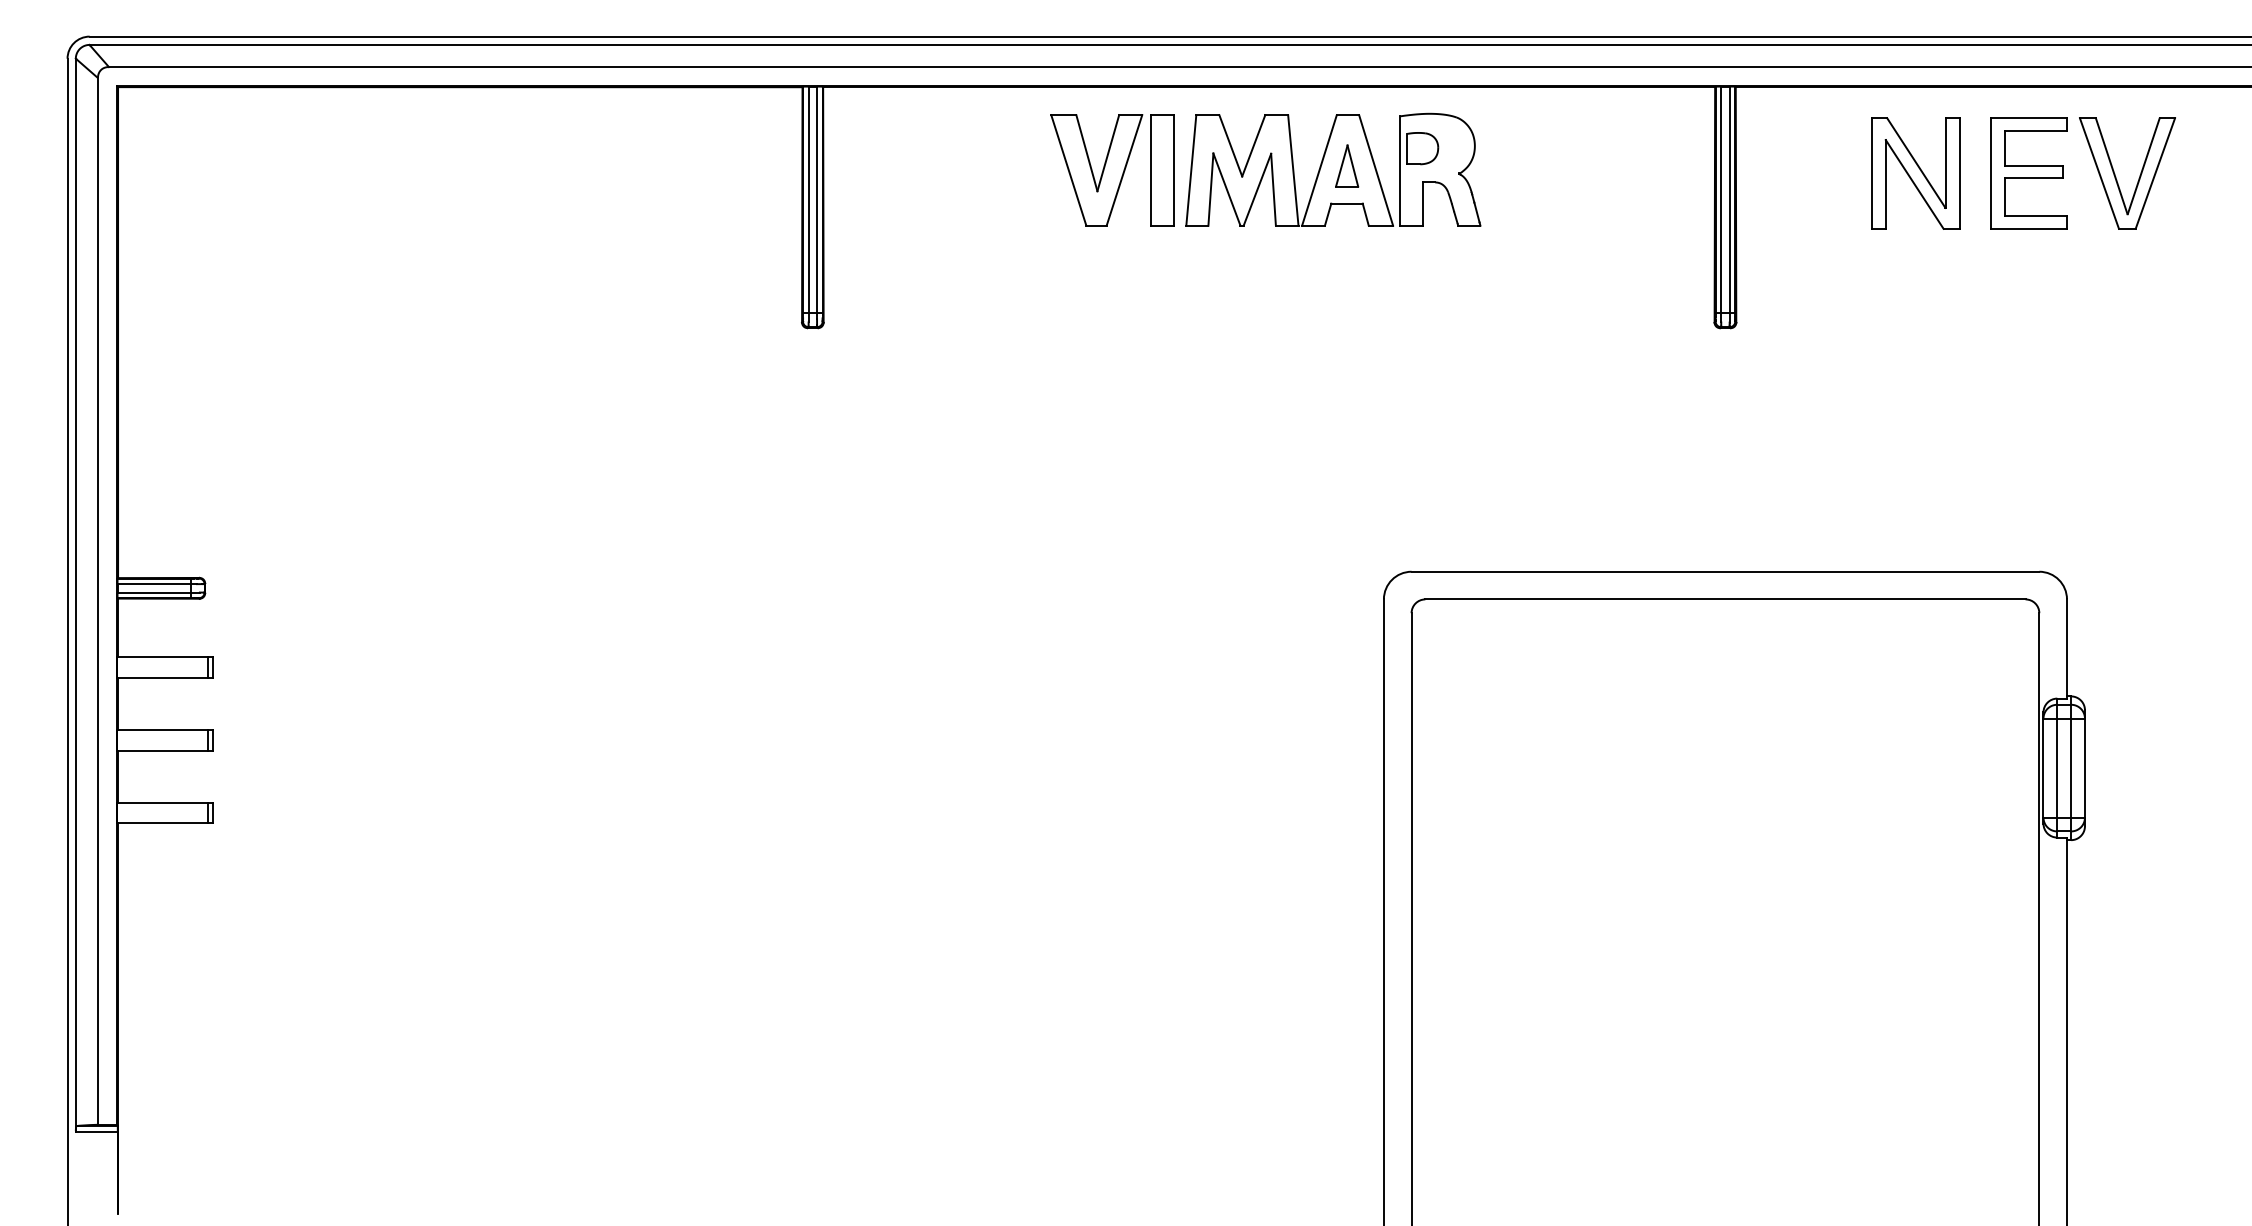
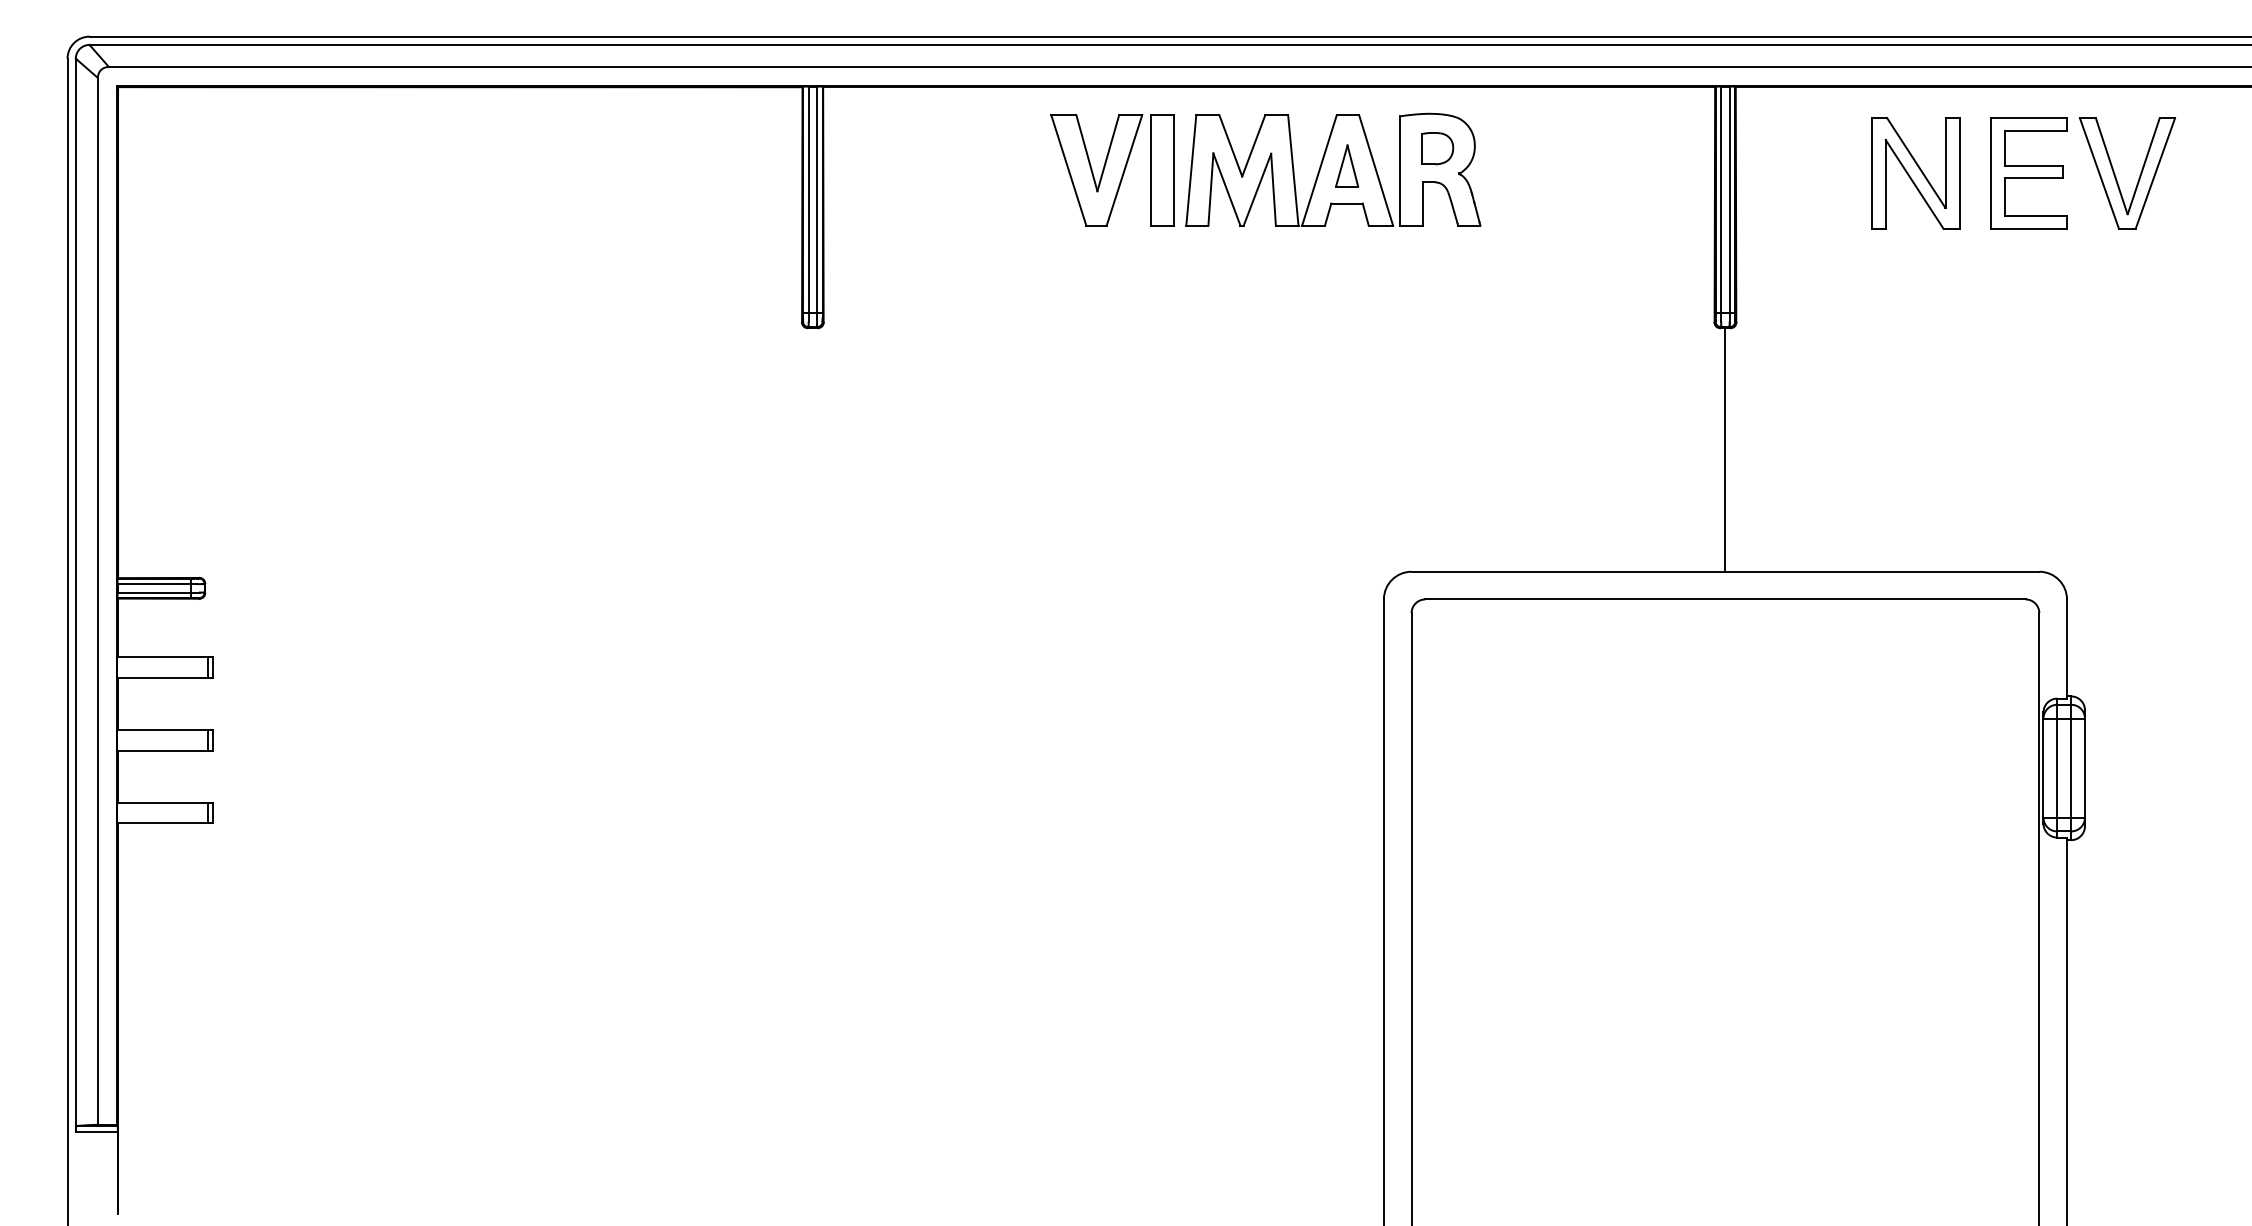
part position: (1422, 148) -> (1437, 148) (1437, 148)
line: none -> present (1725, 449)
